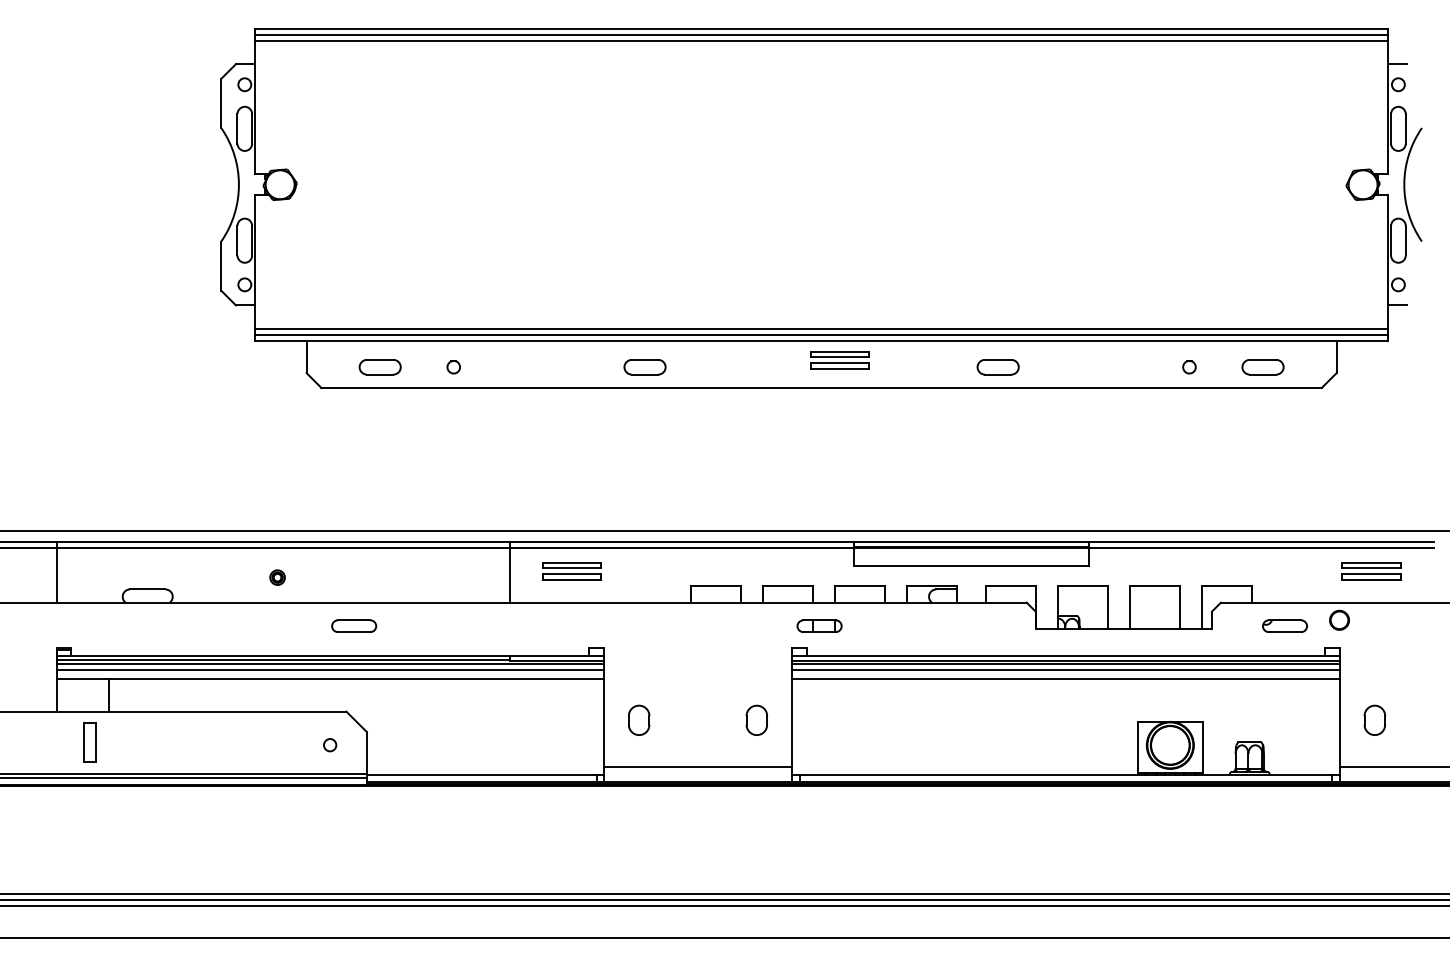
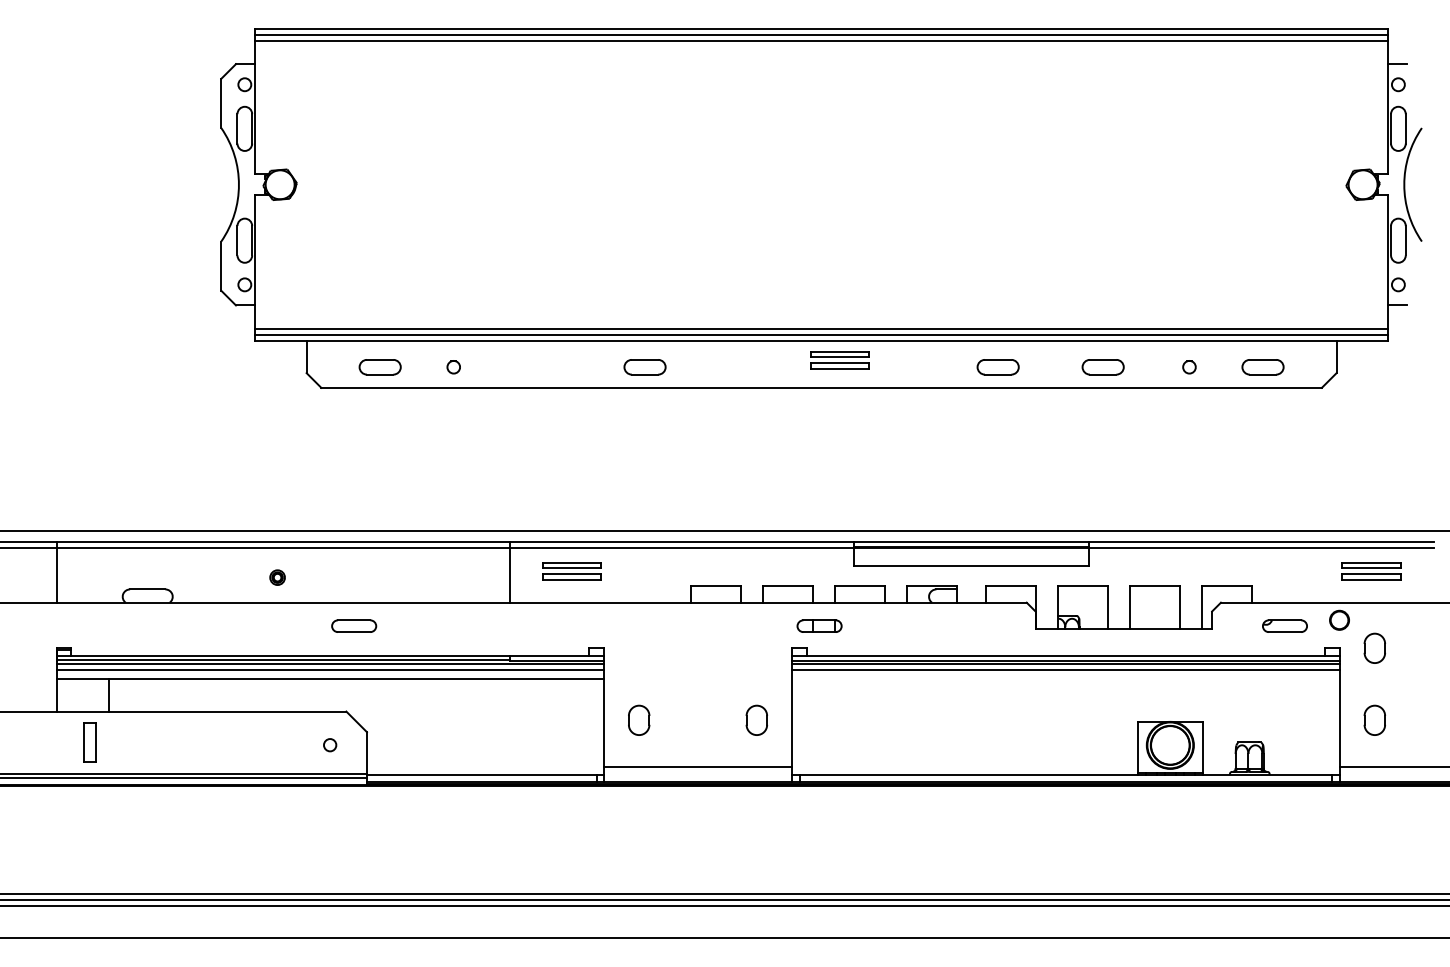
part: none -> present (1102, 367)
part: none -> present (1374, 647)
line: present -> none (1065, 679)
